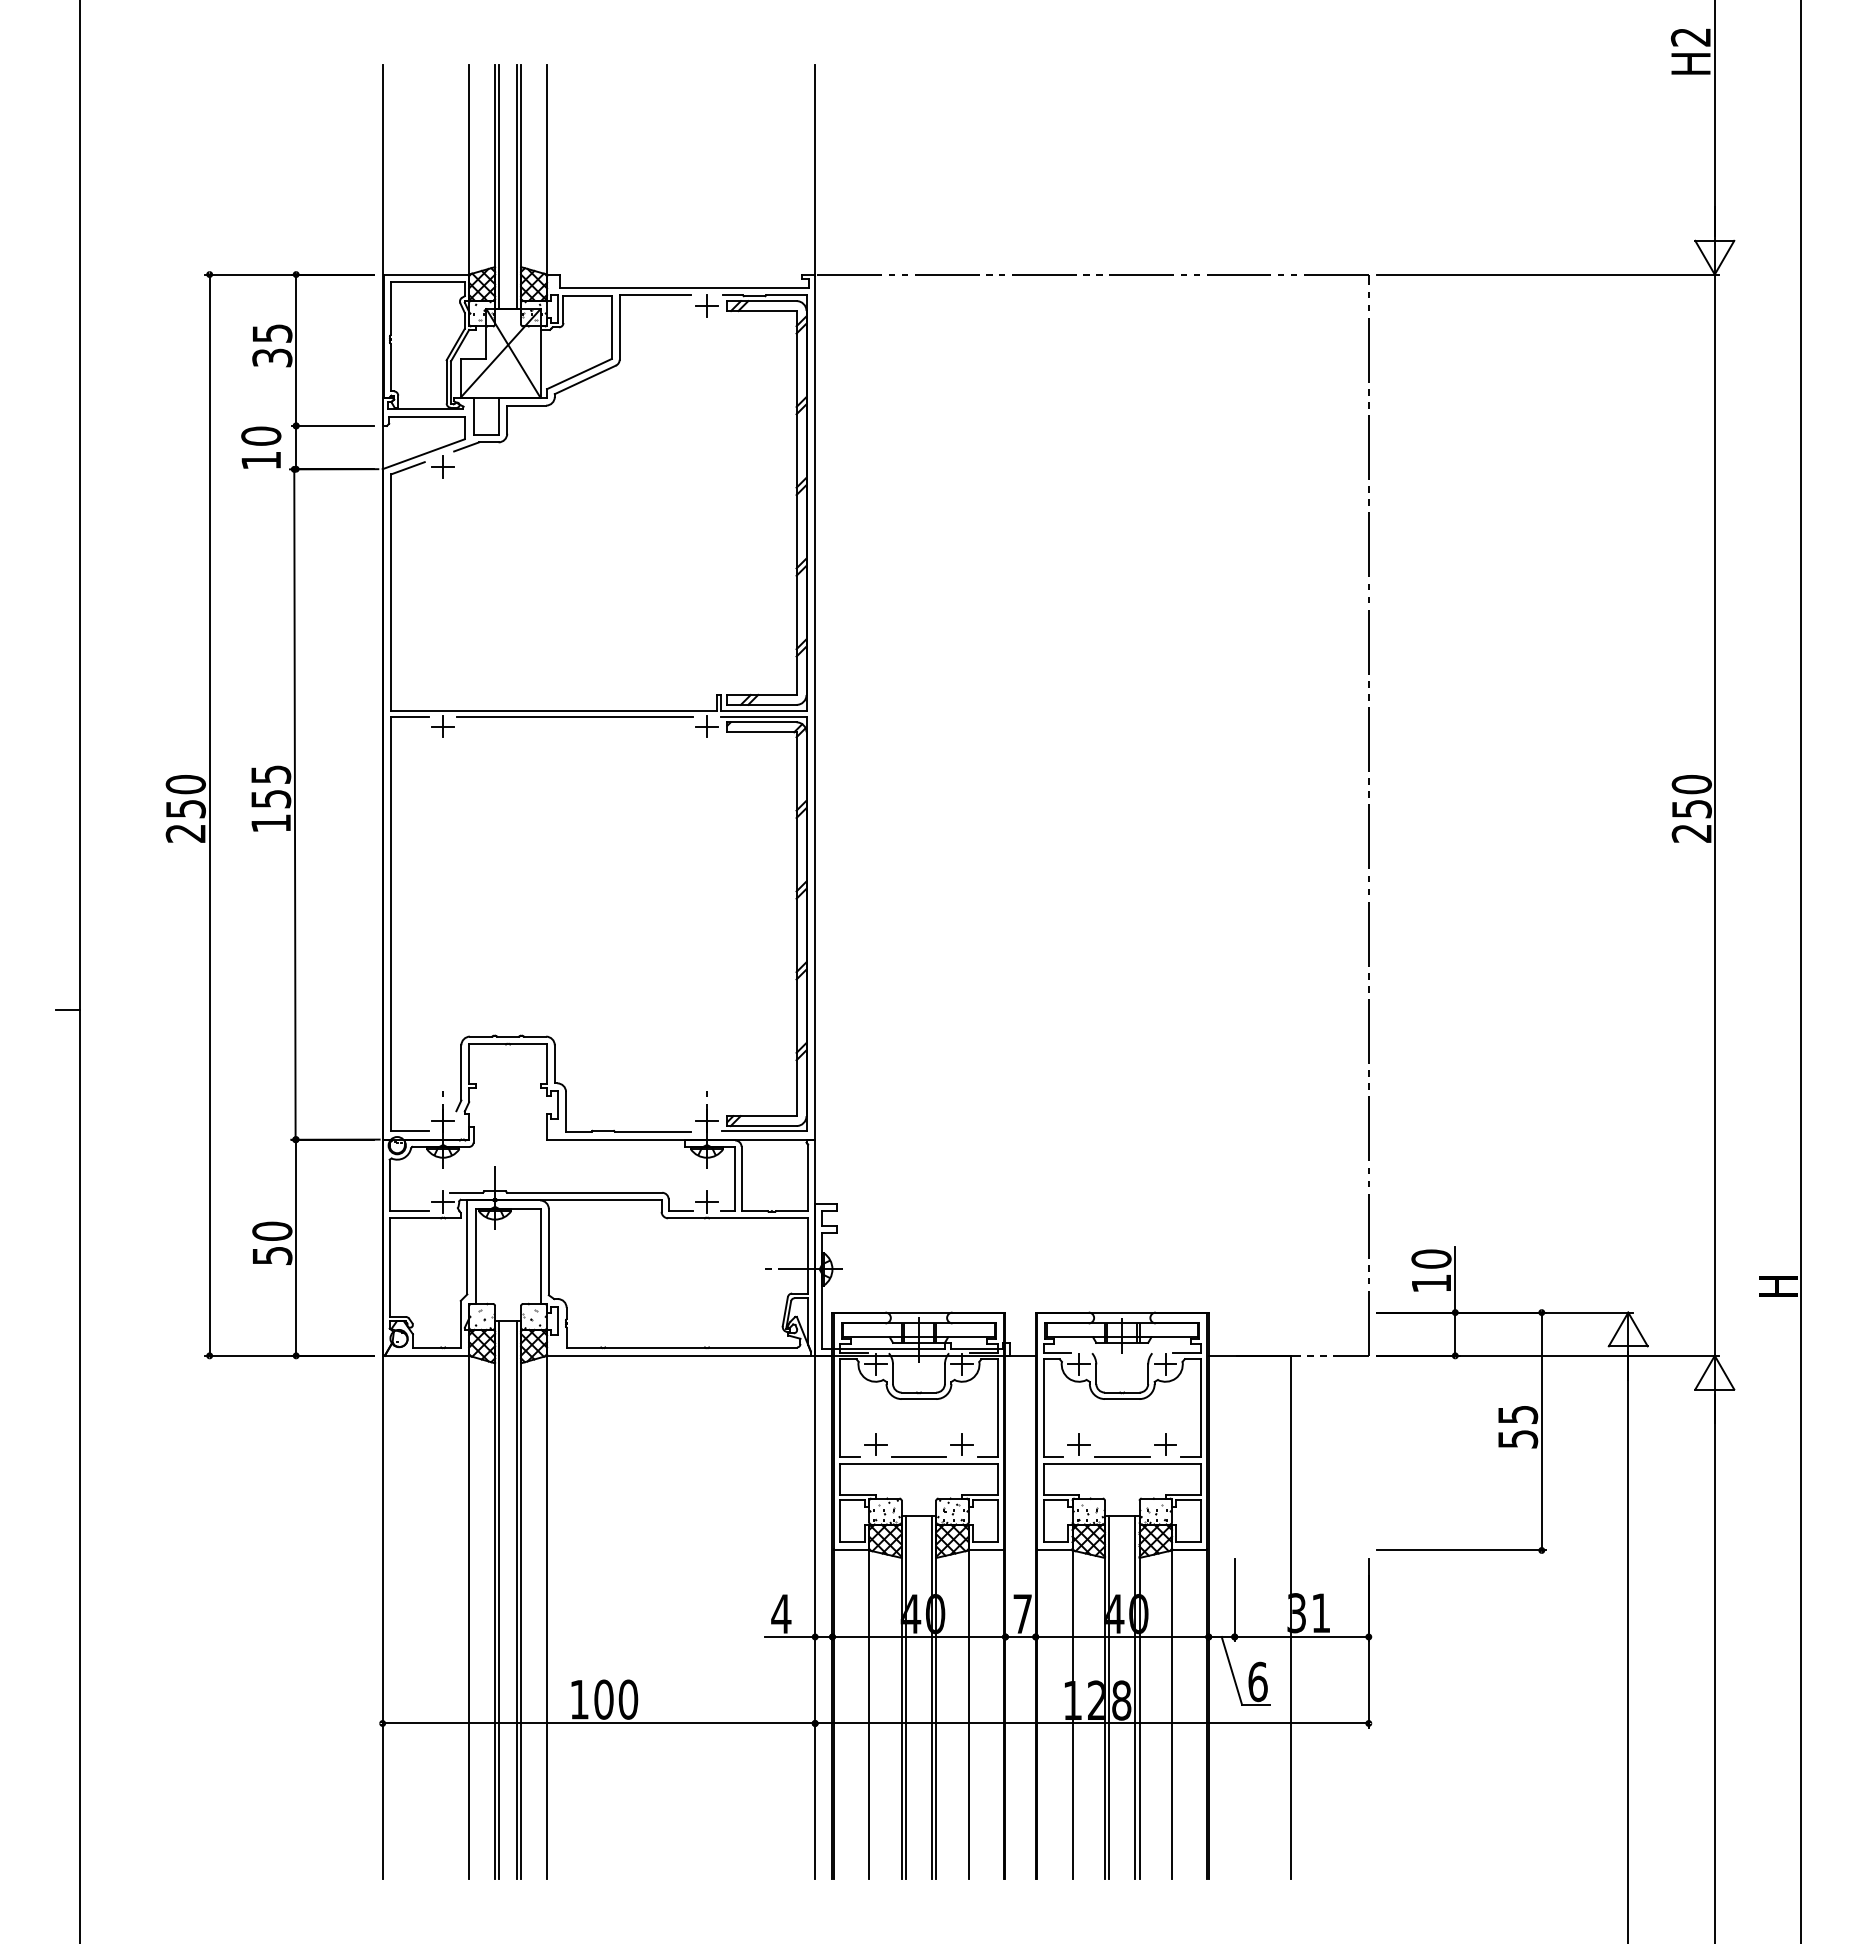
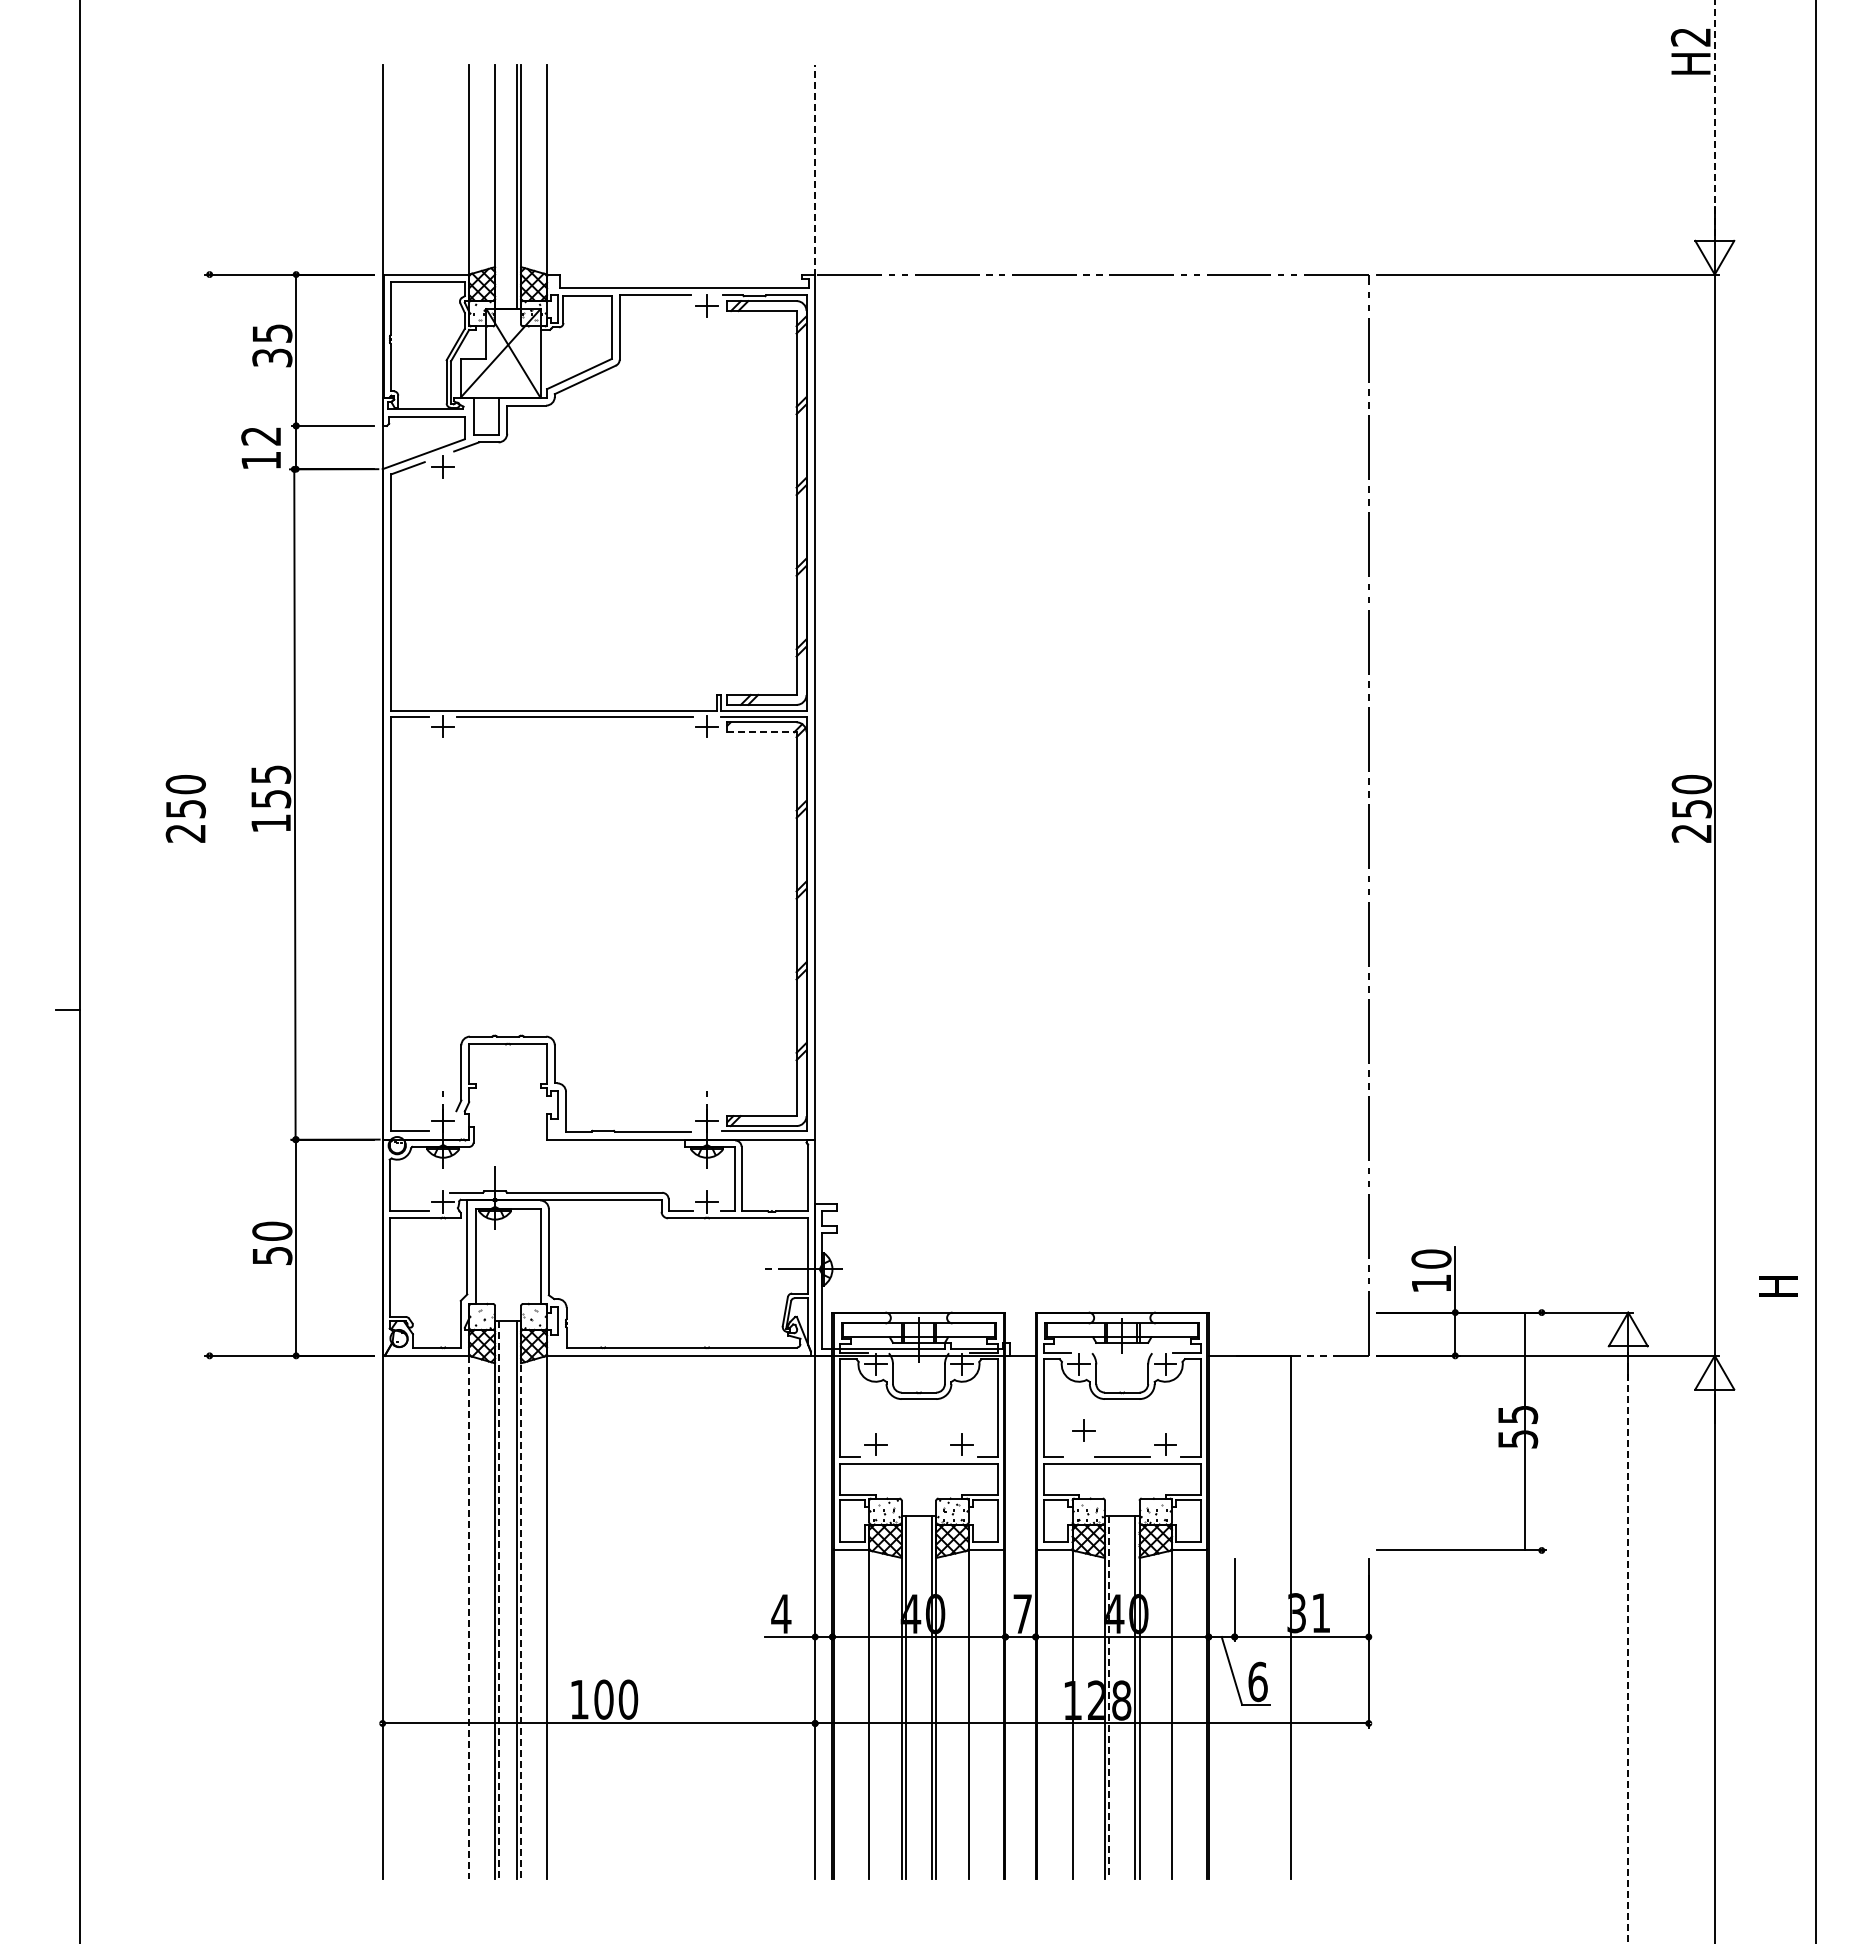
line: solid -> dashed (1714, 117)
line: solid -> dashed (815, 170)
line: present -> none (499, 186)
text: 10 -> 12 (261, 435)
line: solid -> dashed (761, 732)
line: present -> none (209, 814)
line position: (1801, 971) -> (1816, 971) (1816, 971)
line position: (1541, 1431) -> (1524, 1431) (1524, 1431)
part position: (1078, 1444) -> (1083, 1430) (1083, 1430)
line: present -> none (918, 1457)
line: solid -> dashed (499, 1600)
line: solid -> dashed (521, 1600)
line: solid -> dashed (469, 1617)
line: solid -> dashed (1628, 1647)
line: solid -> dashed (1109, 1697)
